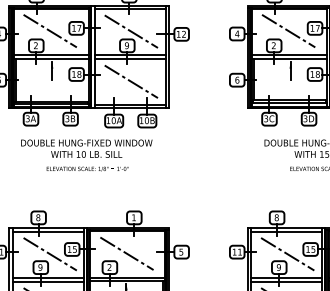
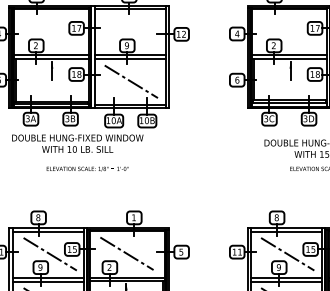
line: present -> none (49, 30)
line: present -> none (288, 30)
line: present -> none (130, 31)
text position: (86, 148) -> (77, 143) (77, 143)
